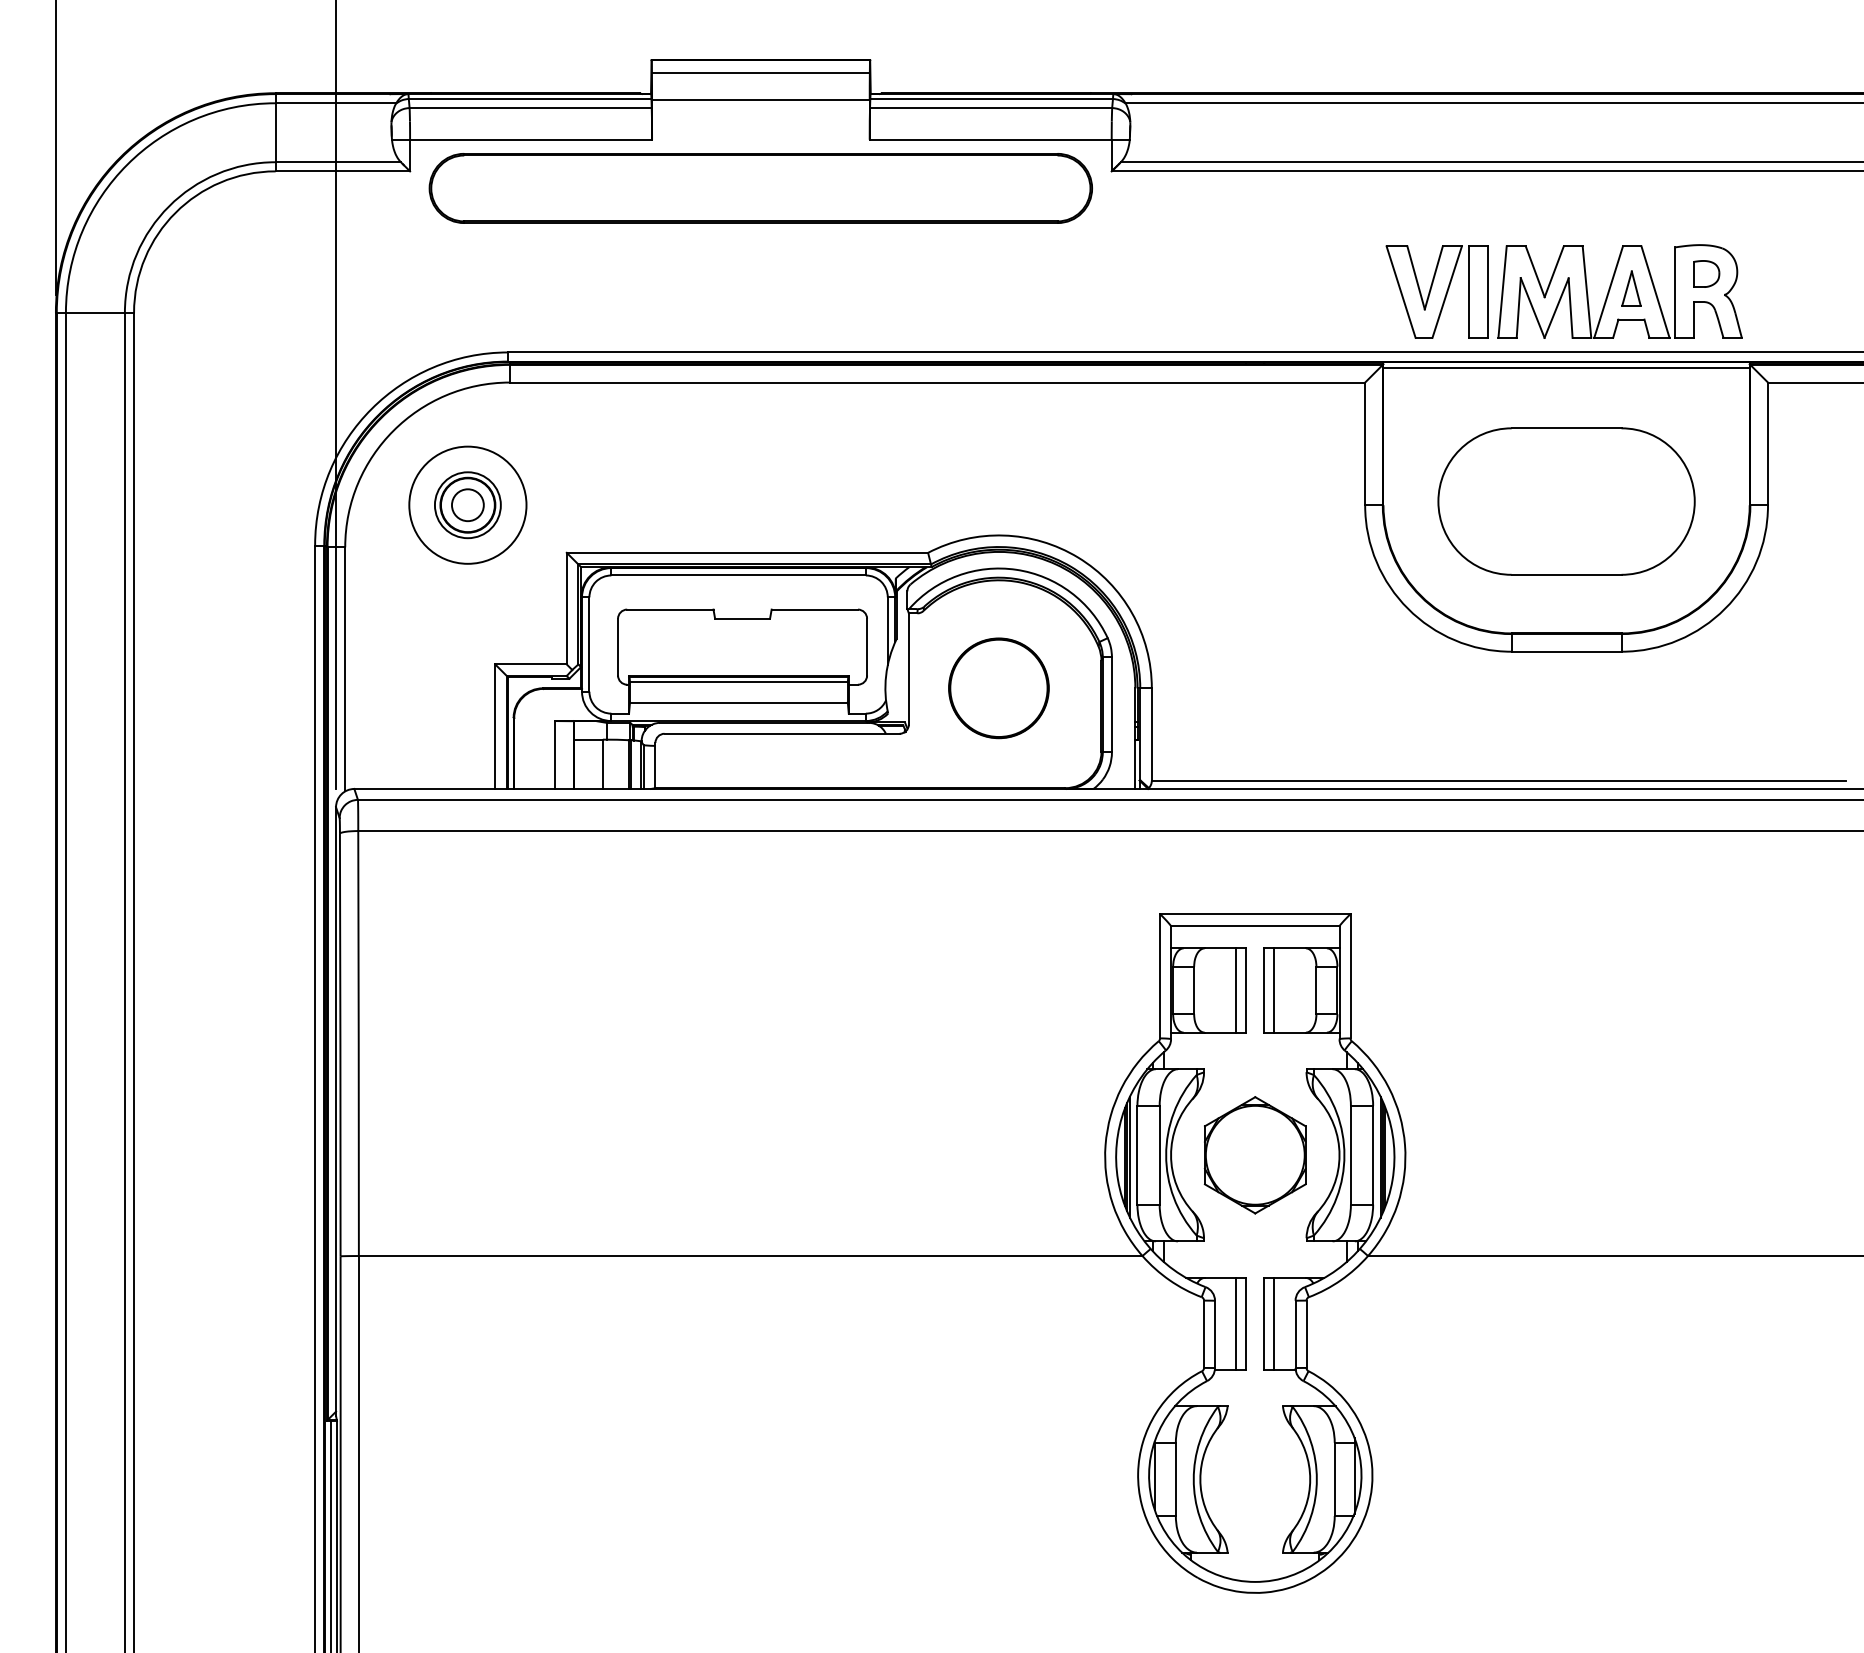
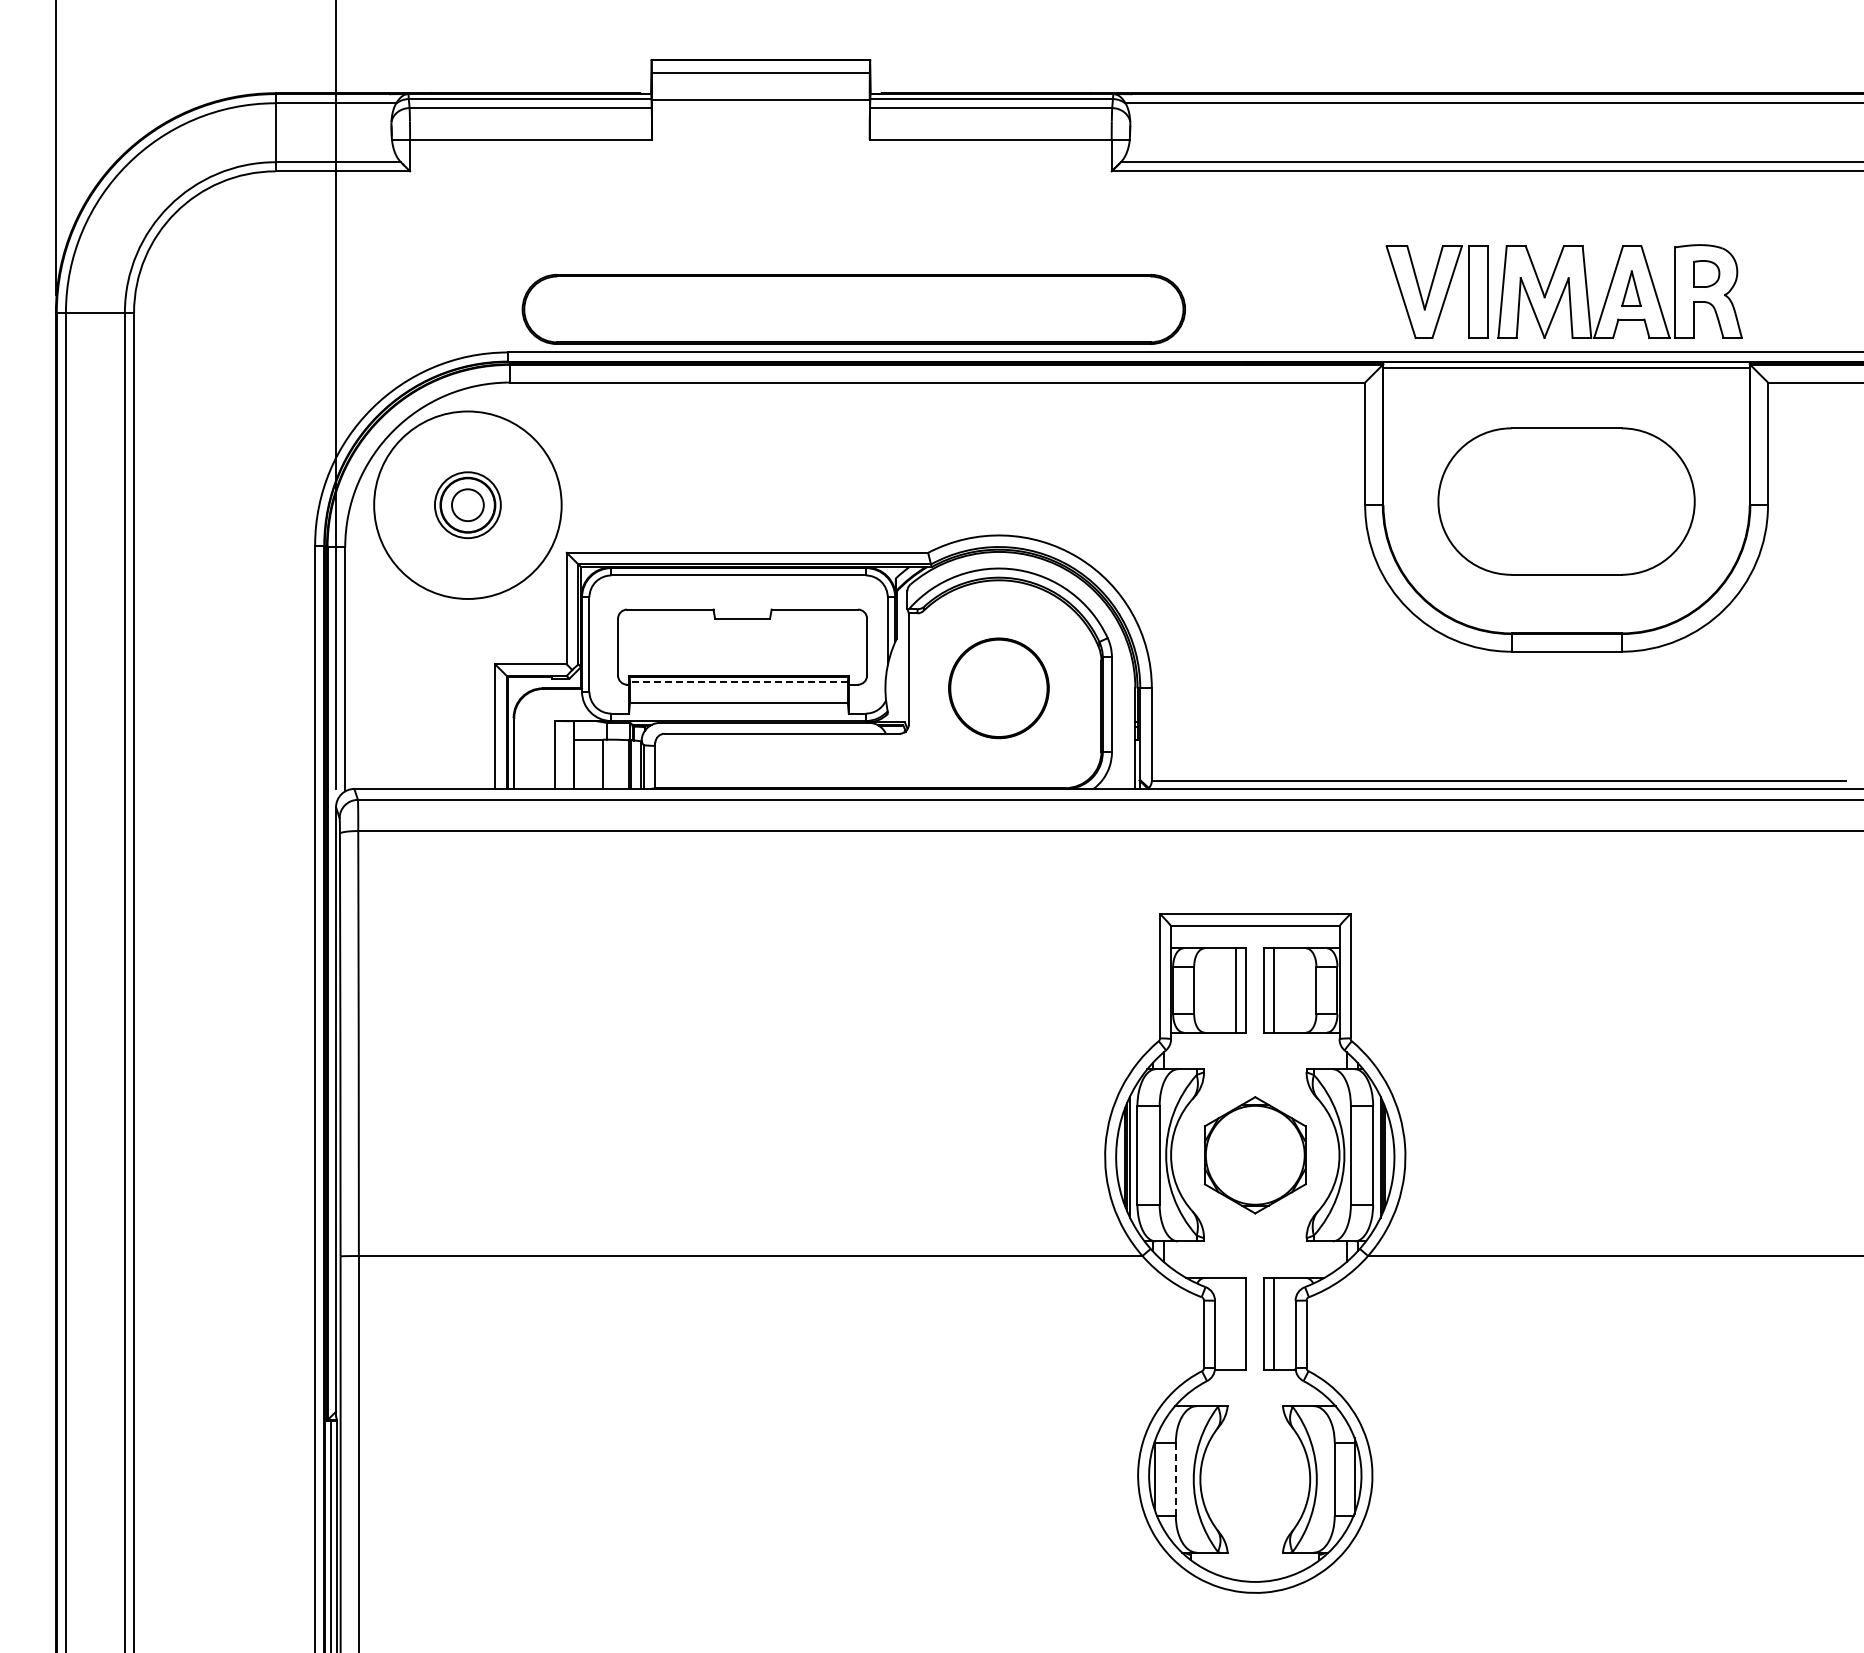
part position: (760, 188) -> (853, 309) (853, 309)
circle diameter: 117 px -> 188 px (467, 505)
line: solid -> dashed (738, 681)
line: present -> none (1236, 1323)
line: solid -> dashed (1175, 1479)
